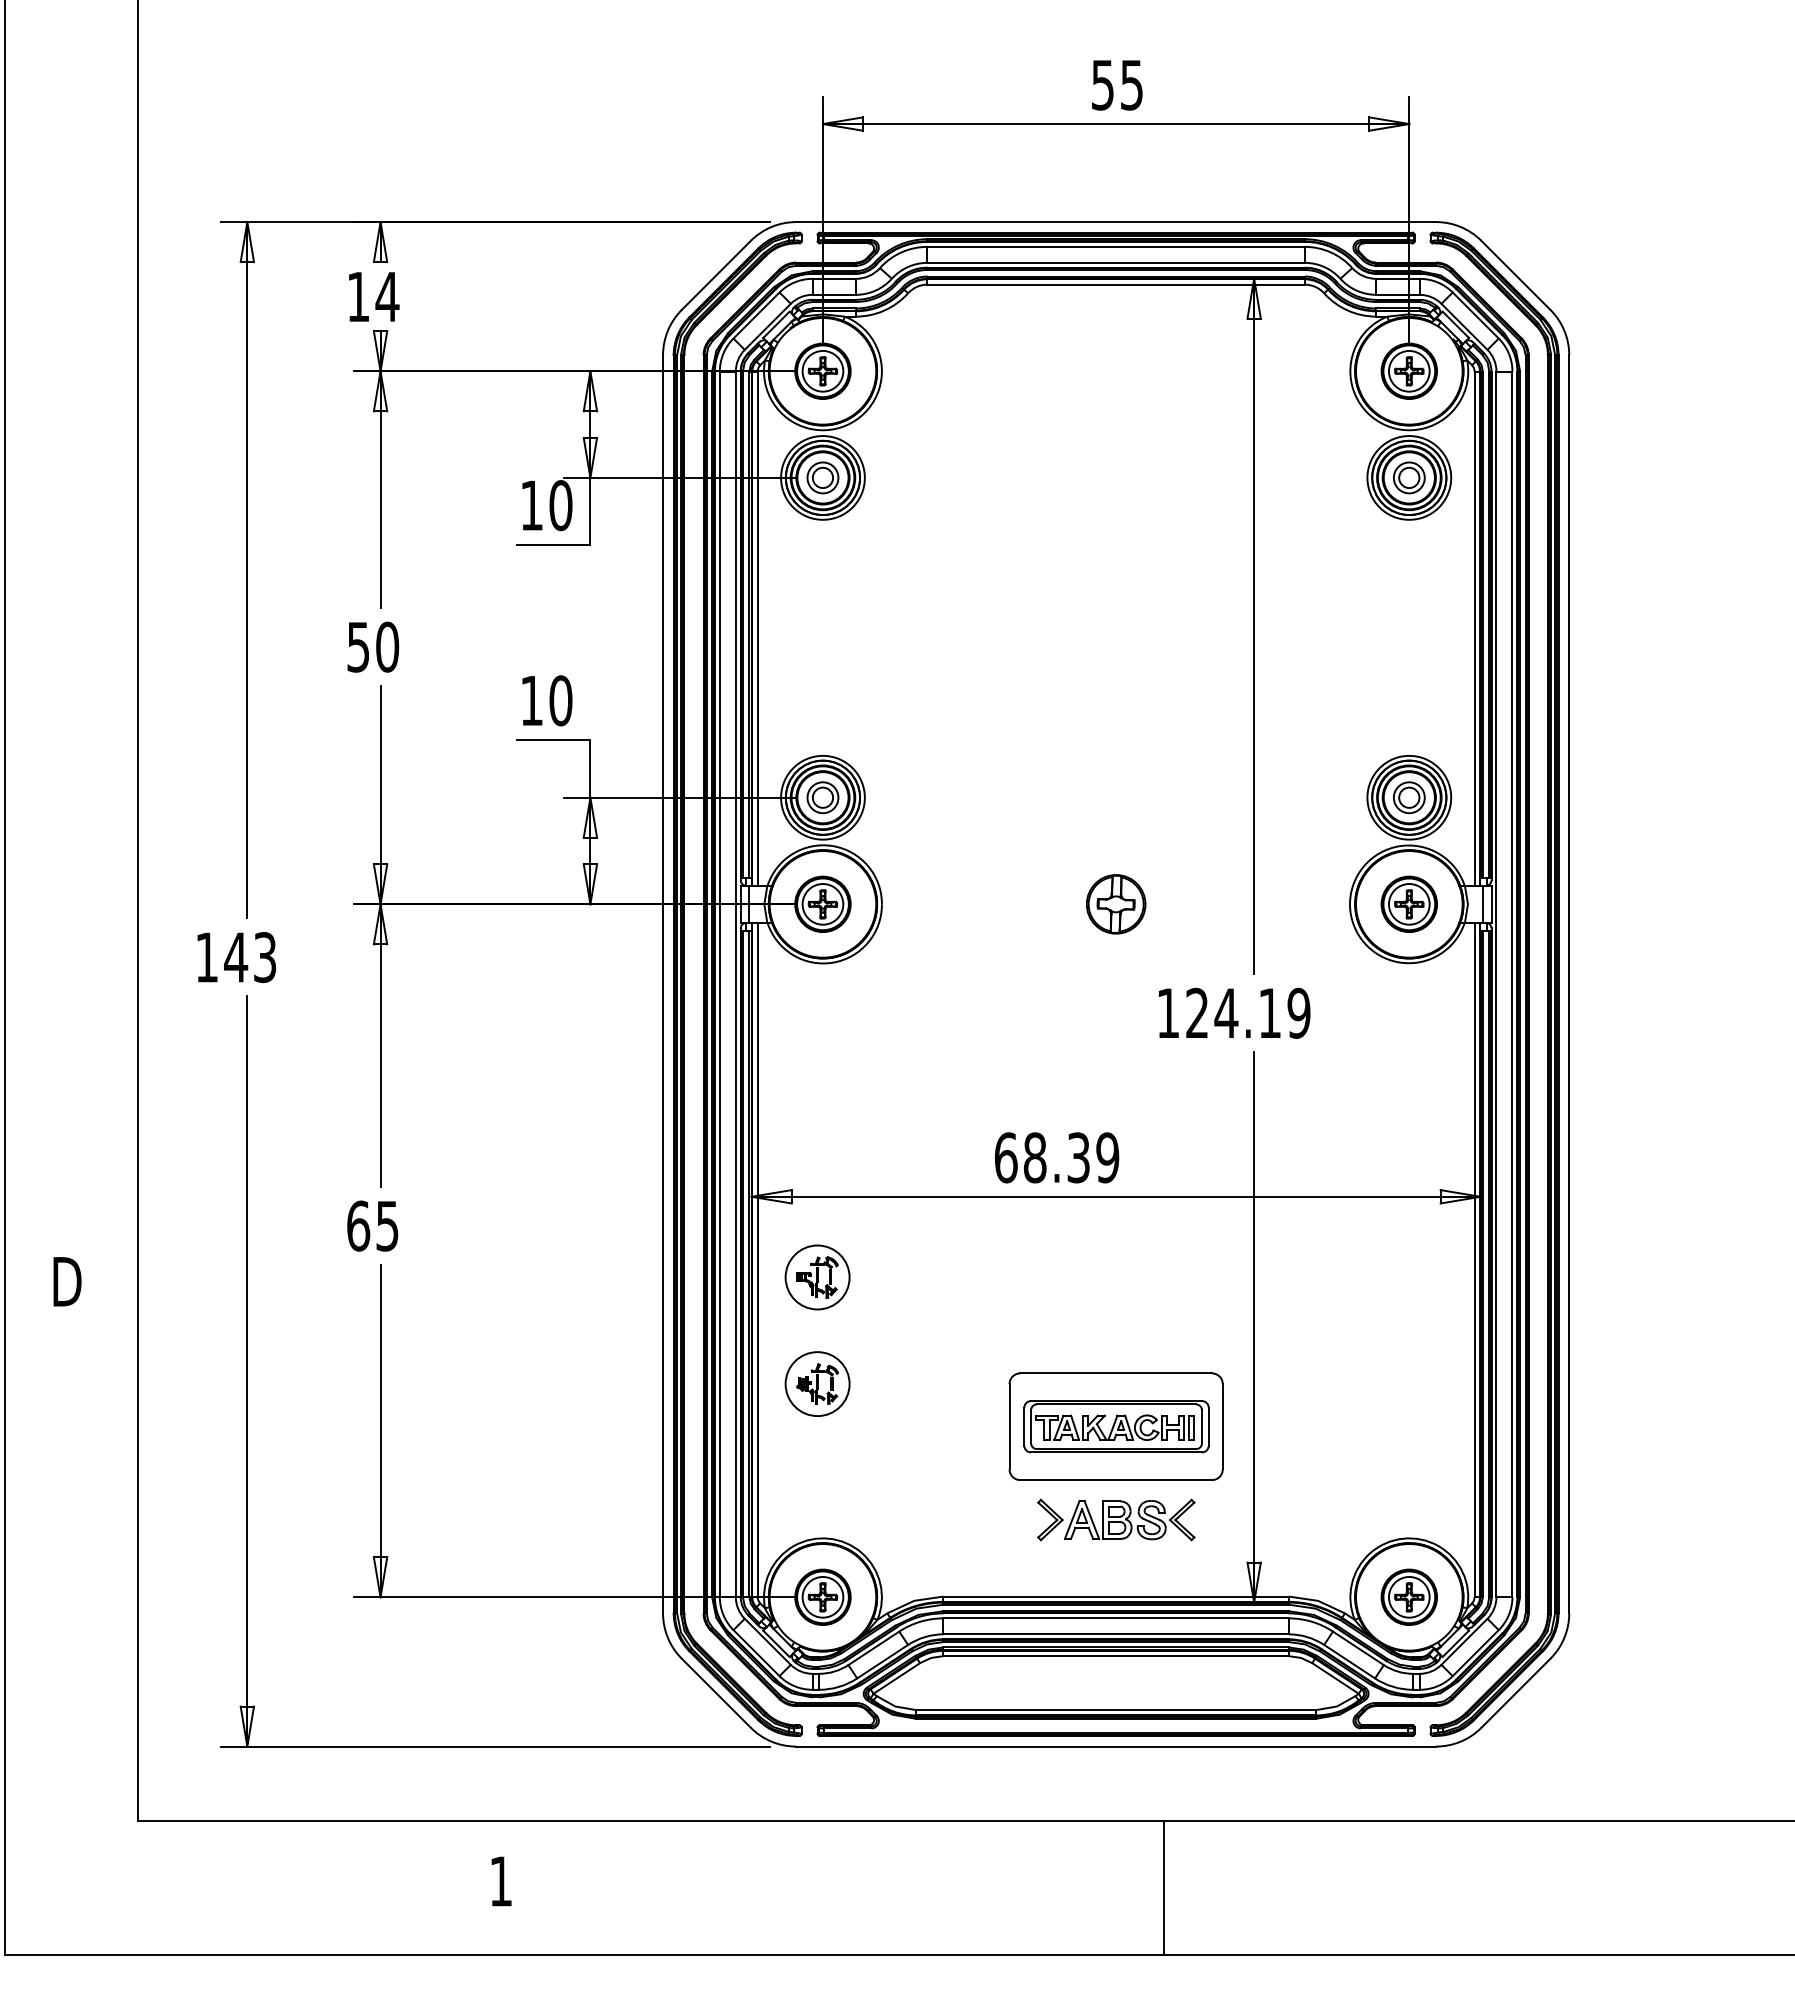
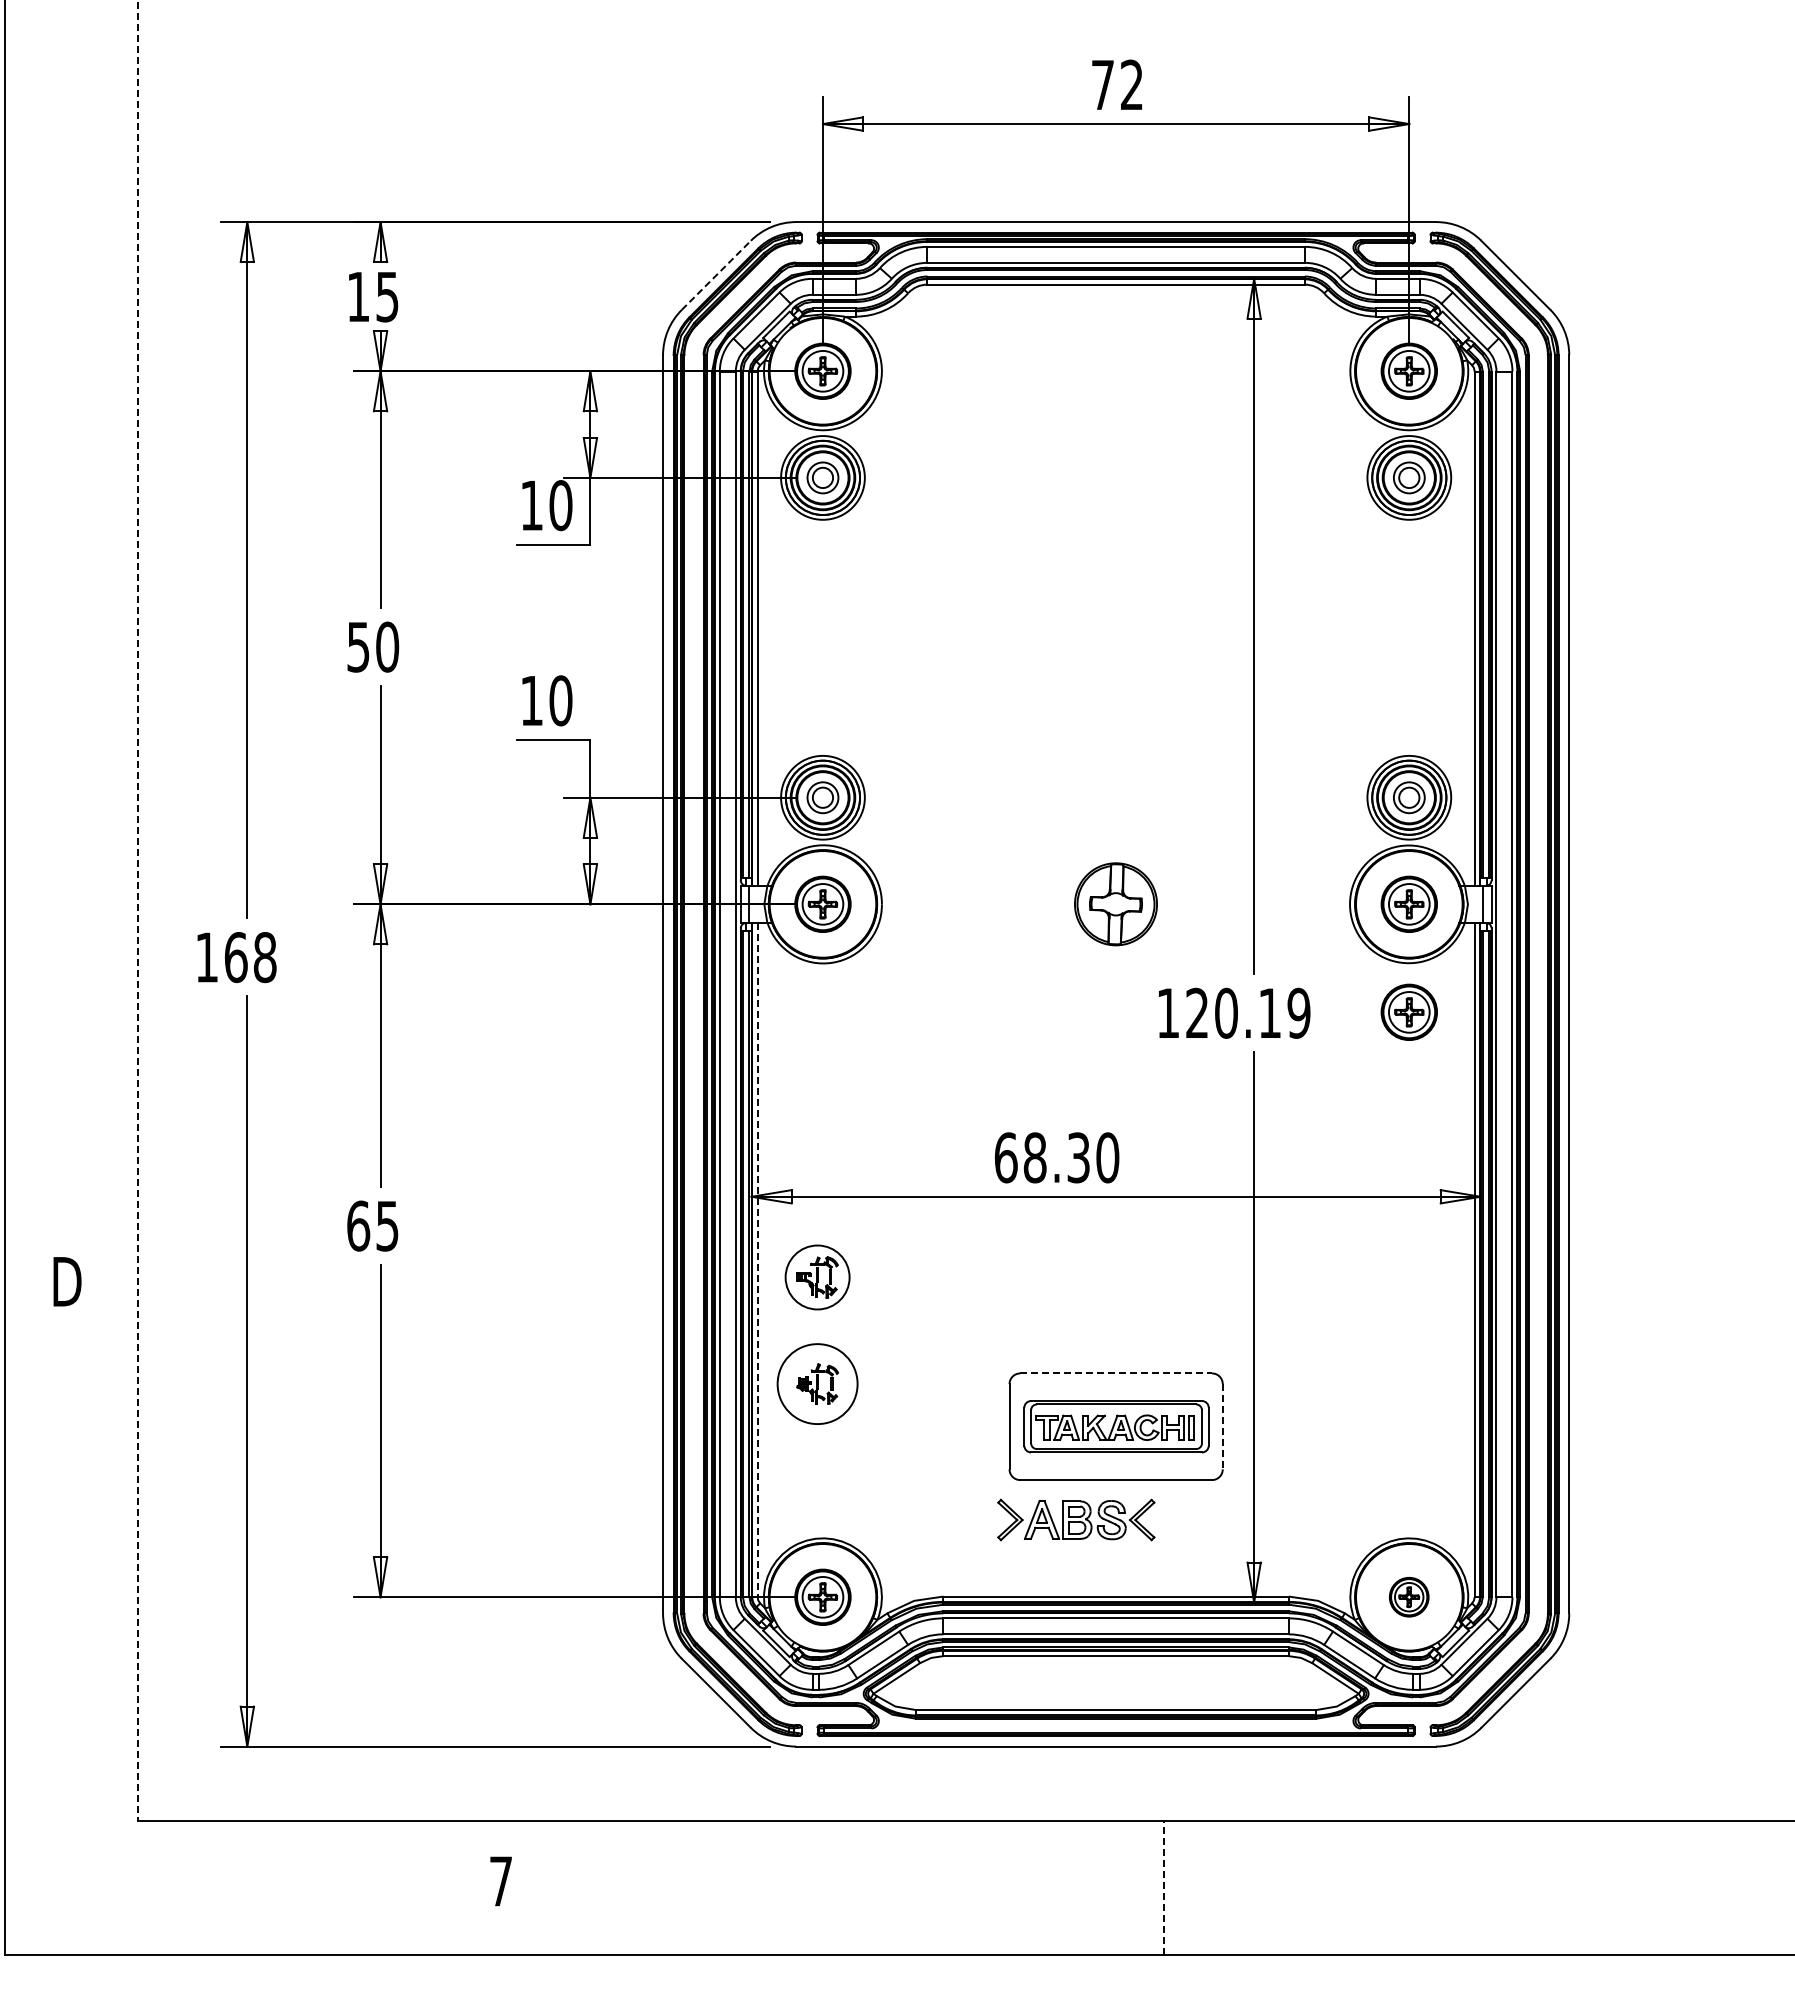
text: 55 -> 72 (1117, 84)
line: solid -> dashed (716, 275)
text: 14 -> 15 (387, 297)
part size: 61x61 px -> 84x85 px (1115, 904)
line: solid -> dashed (137, 911)
text: 143 -> 168 (250, 957)
part: none -> present (1408, 1011)
text: 124.19 -> 120.19 (1226, 1012)
text: 68.39 -> 68.30 (1107, 1157)
line: solid -> dashed (757, 1260)
line: solid -> dashed (1116, 1373)
circle diameter: 64 px -> 80 px (817, 1384)
line: solid -> dashed (1222, 1426)
part position: (1116, 1519) -> (1076, 1519) (1076, 1519)
part size: 58x58 px -> 41x42 px (1409, 1596)
text: 1 -> 7 (500, 1881)
line: solid -> dashed (1164, 1887)
